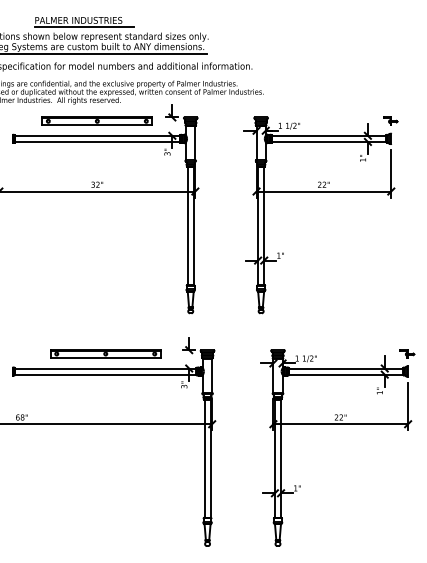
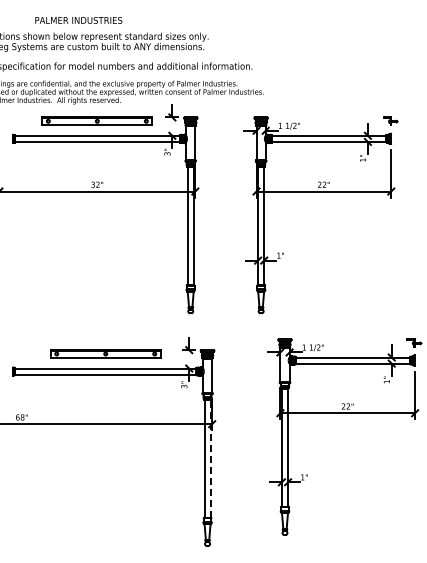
line: present -> none (84, 27)
line: present -> none (104, 53)
part position: (337, 424) -> (344, 413) (344, 413)
line: solid -> dashed (210, 458)
